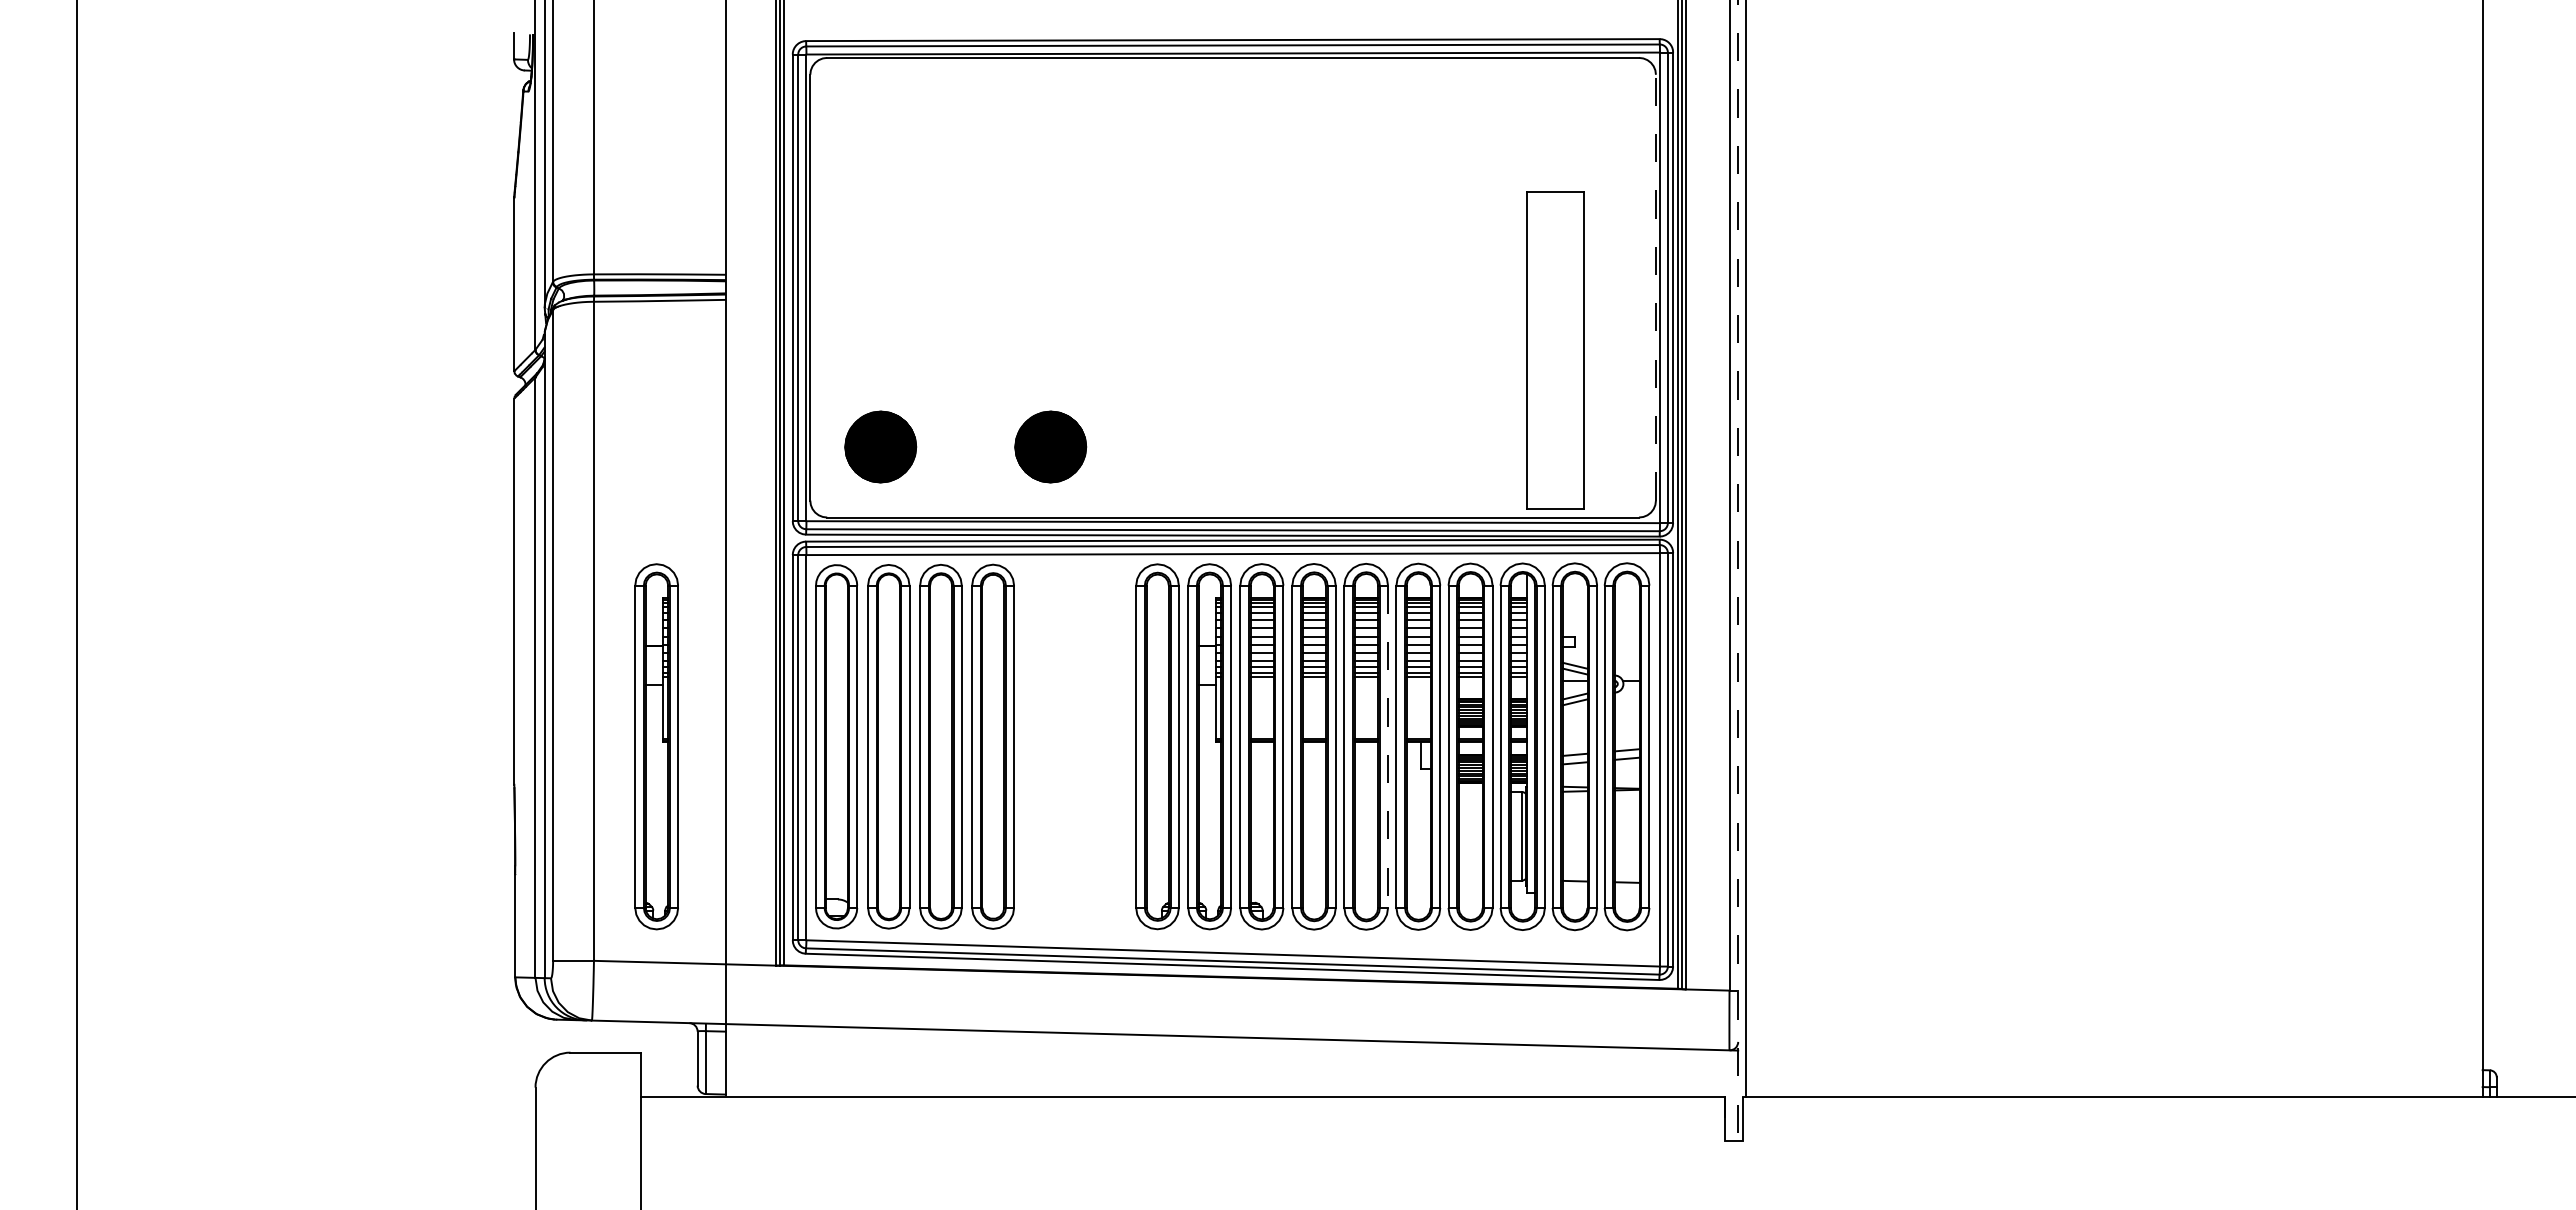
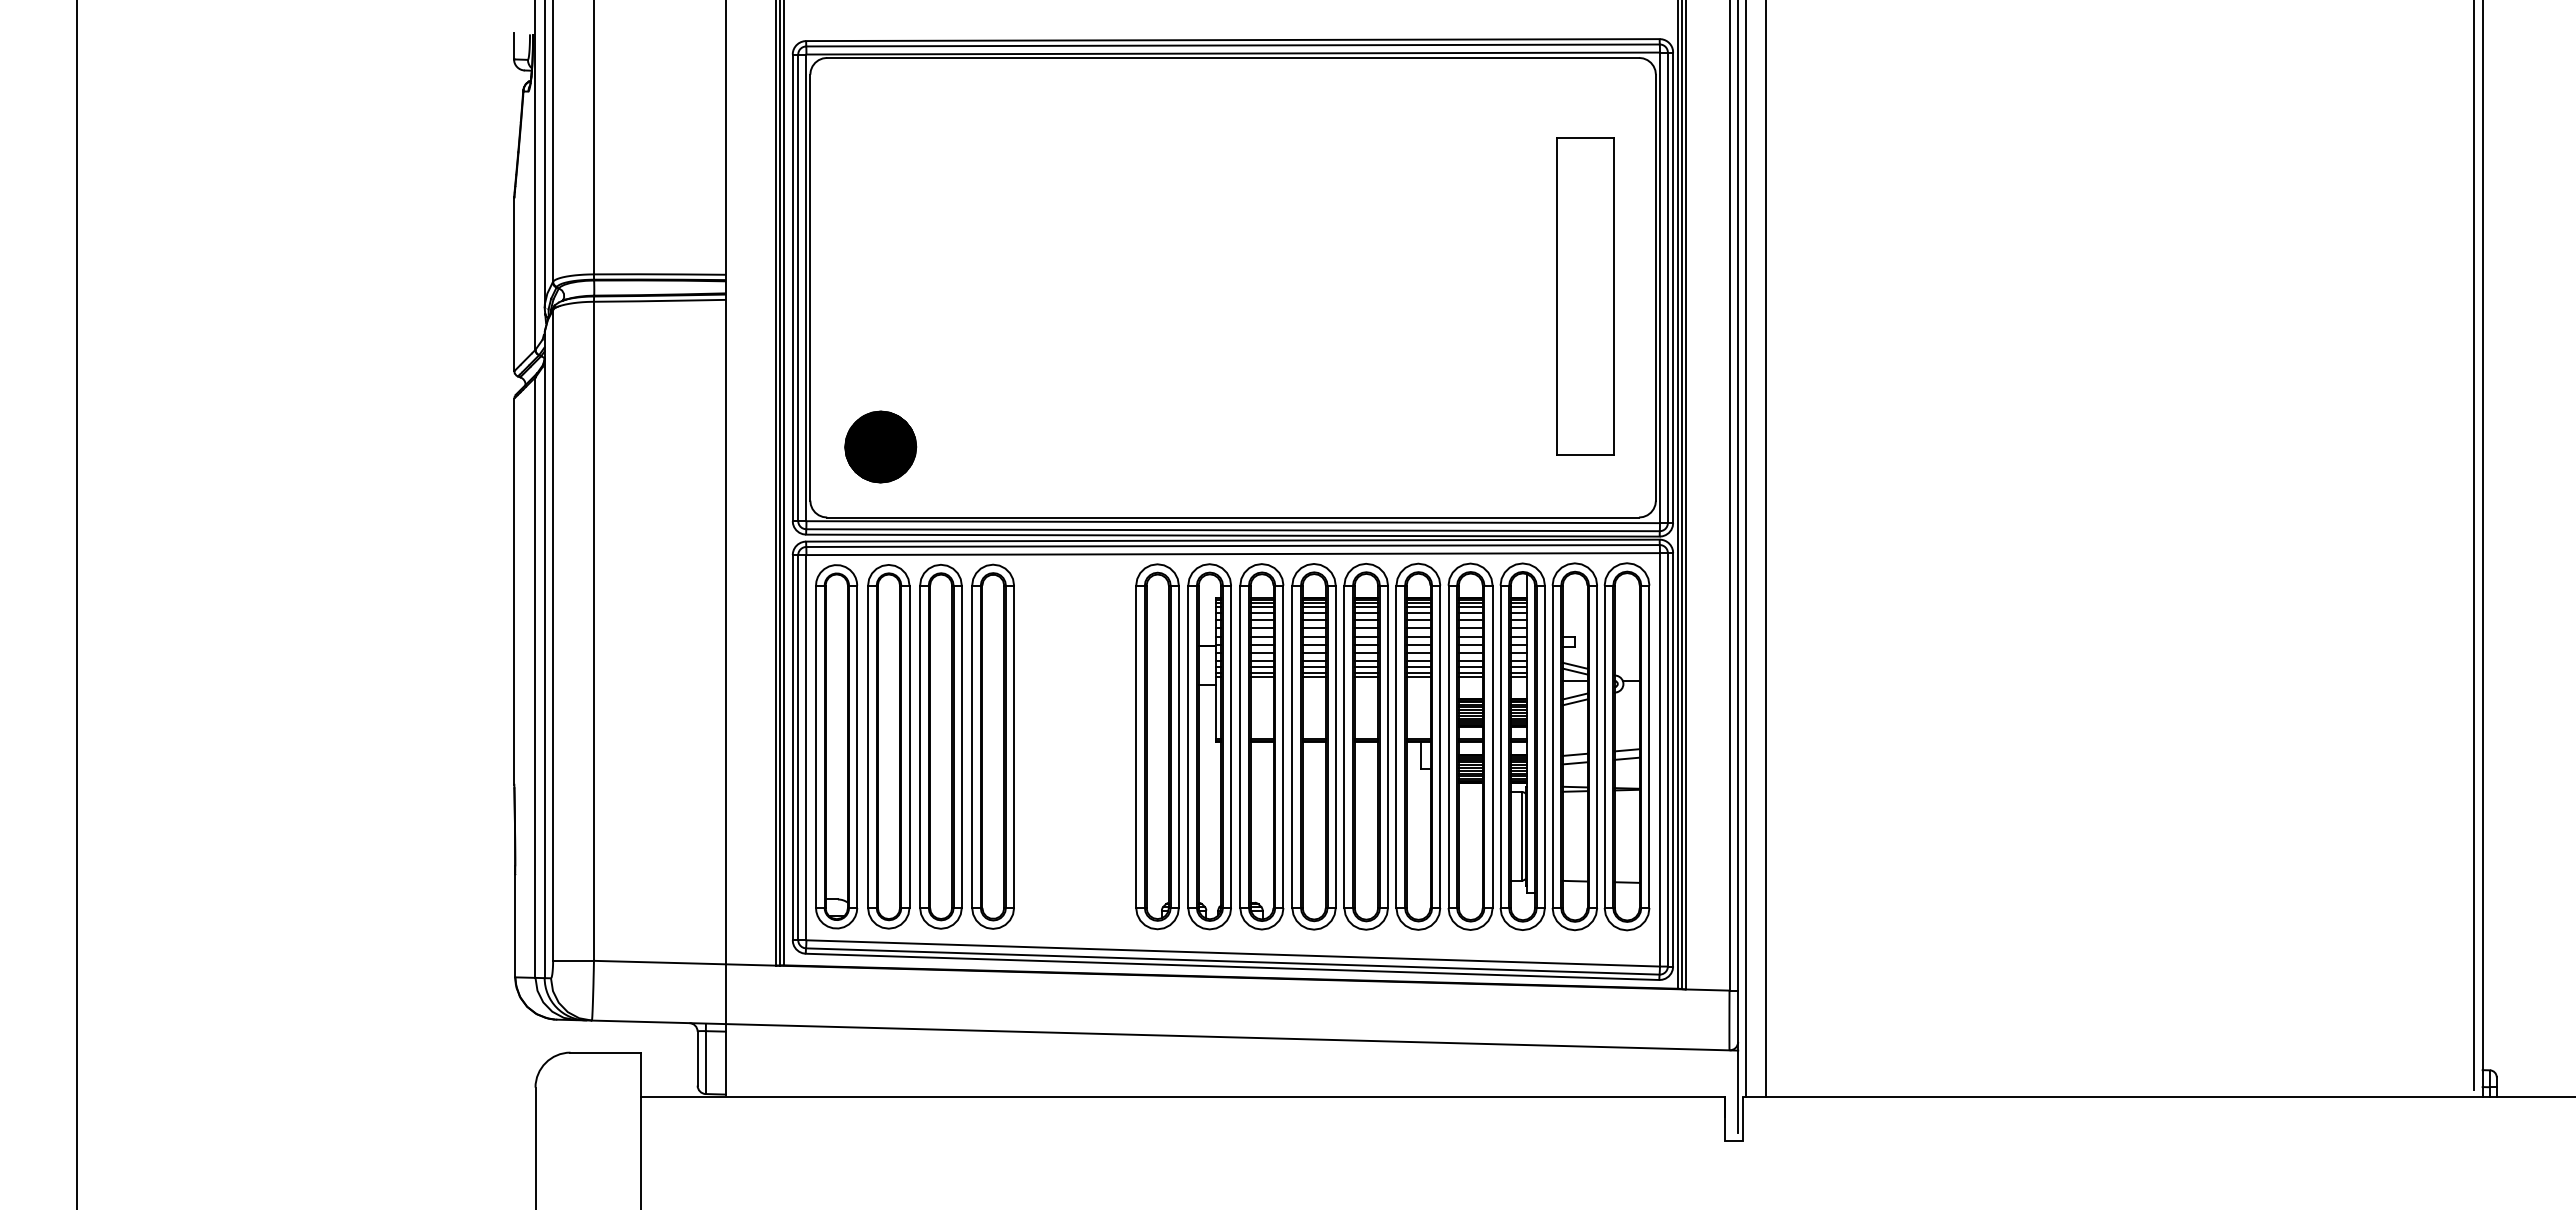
line: dashed -> solid (1655, 287)
part position: (1555, 350) -> (1585, 296) (1585, 296)
part: present -> none (1050, 446)
line: none -> present (2474, 545)
line: none -> present (1766, 549)
line: dashed -> solid (1738, 566)
part: present -> none (656, 746)
line: dashed -> solid (1388, 747)
